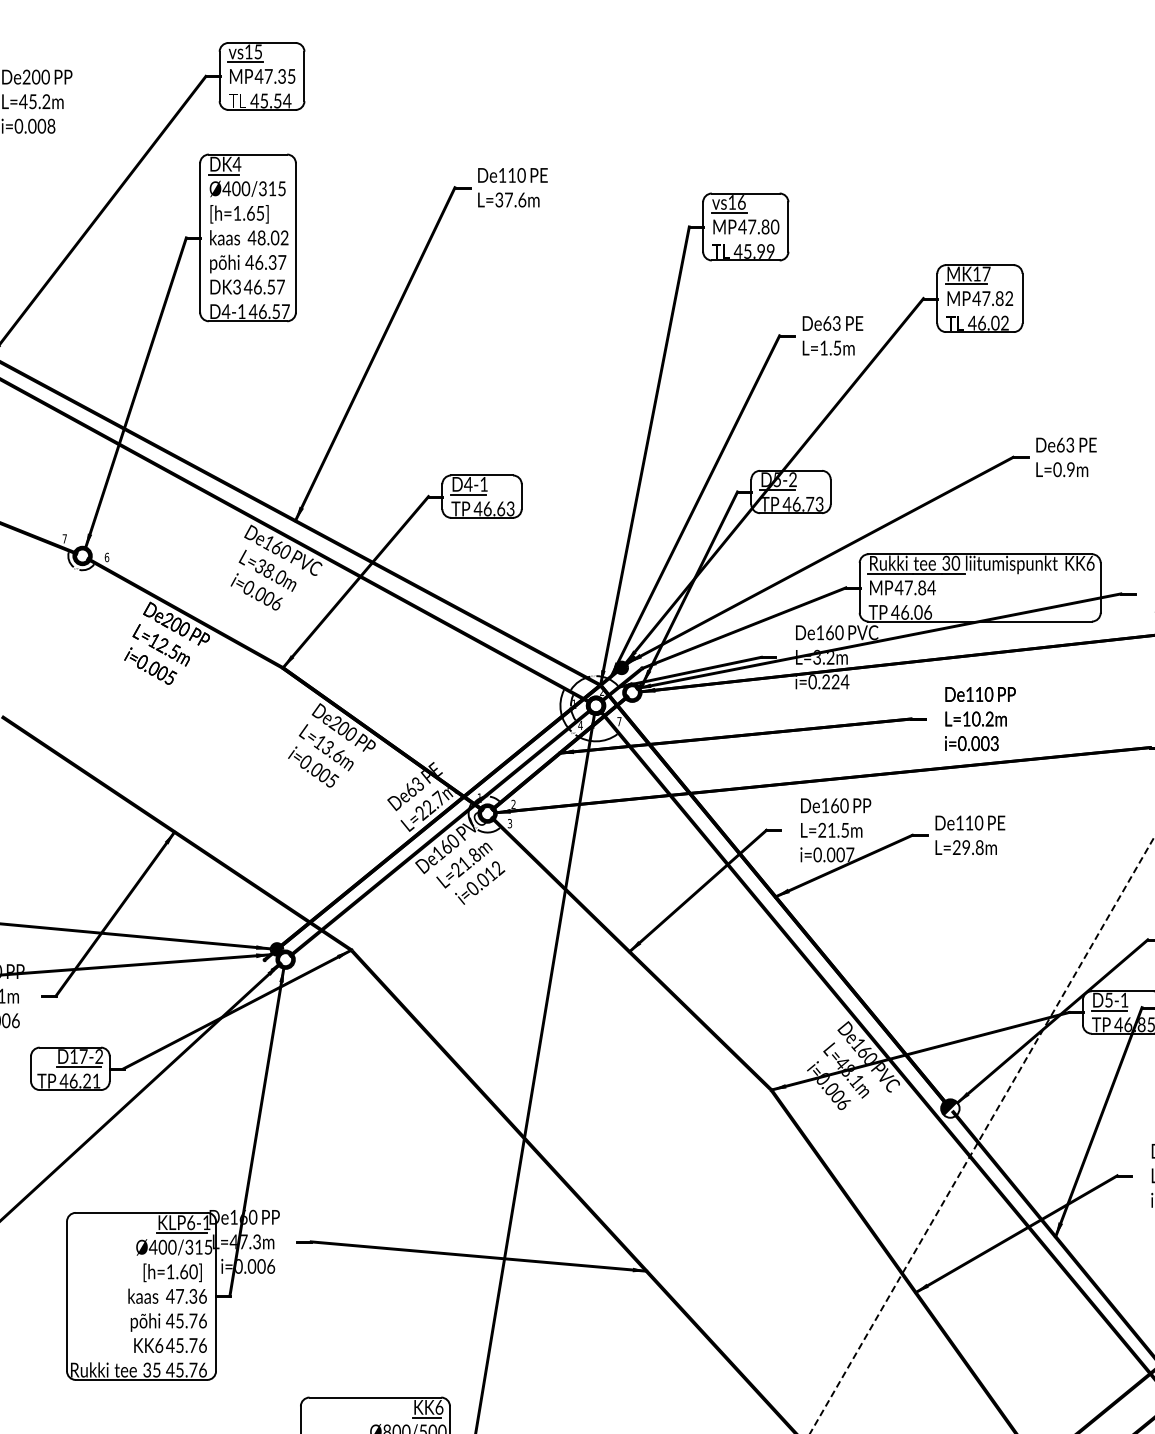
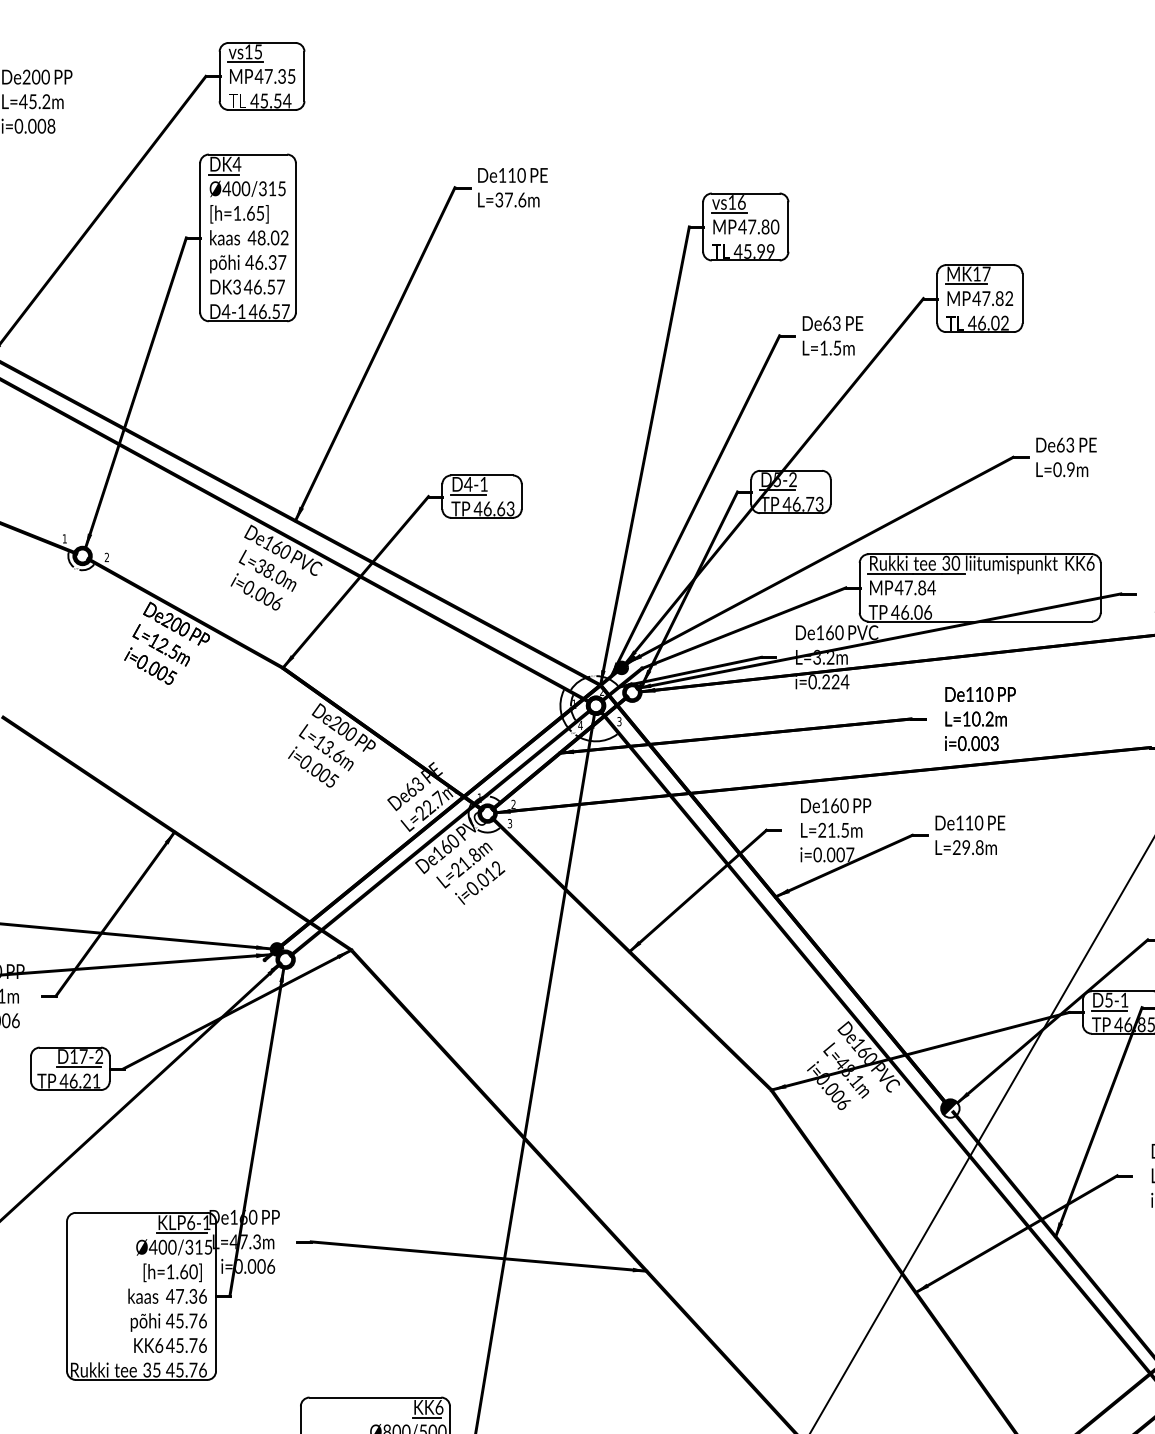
text: 7 -> 1 (64, 538)
text: 6 -> 2 (106, 557)
text: 7 -> 3 (619, 721)
line: dashed -> solid (982, 1135)
